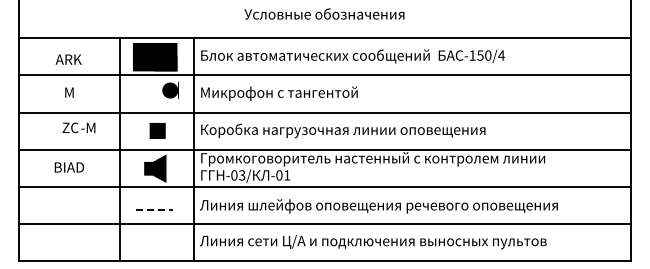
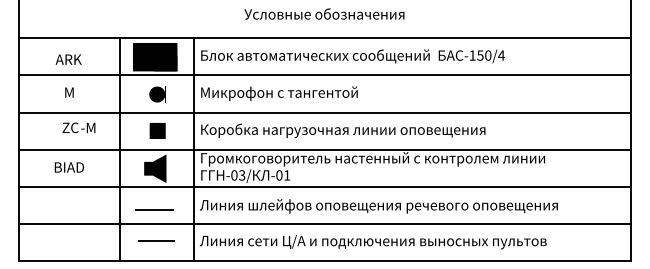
text position: (170, 90) -> (157, 94) (157, 94)
line: dashed -> solid (155, 209)
line: none -> present (156, 241)
